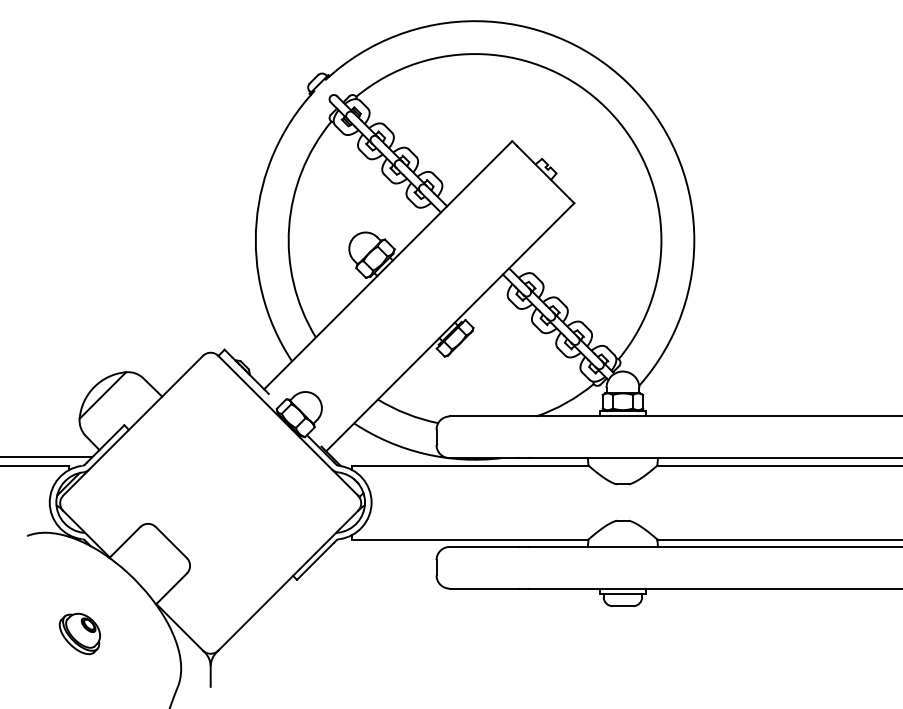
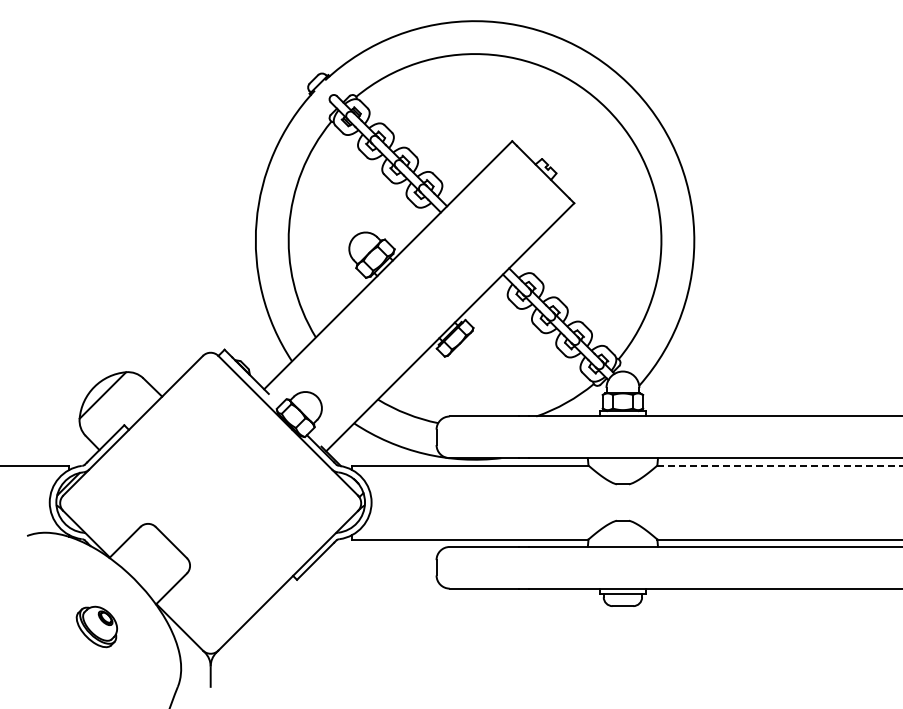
line: present -> none (47, 457)
line: solid -> dashed (780, 465)
part position: (79, 633) -> (96, 626) (96, 626)
